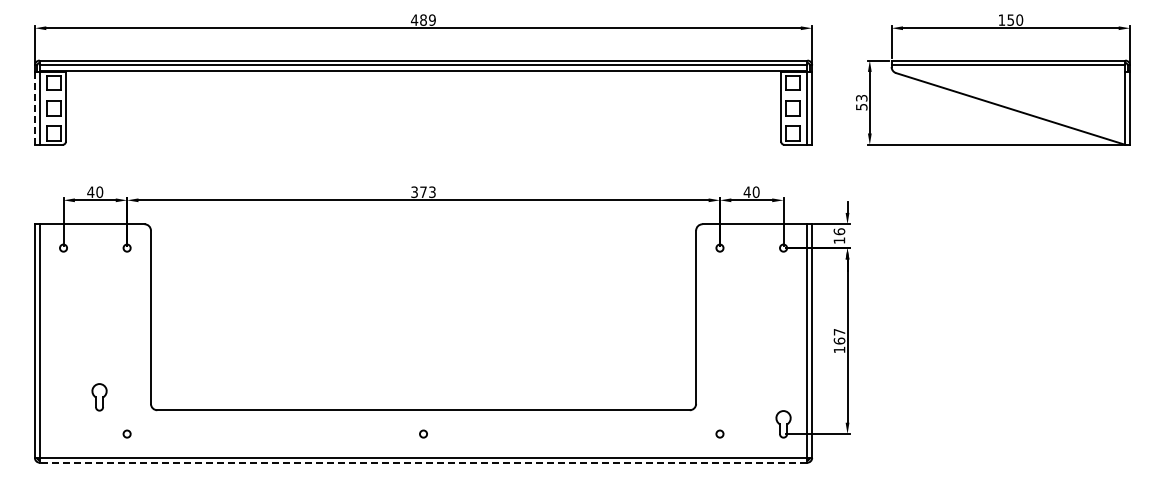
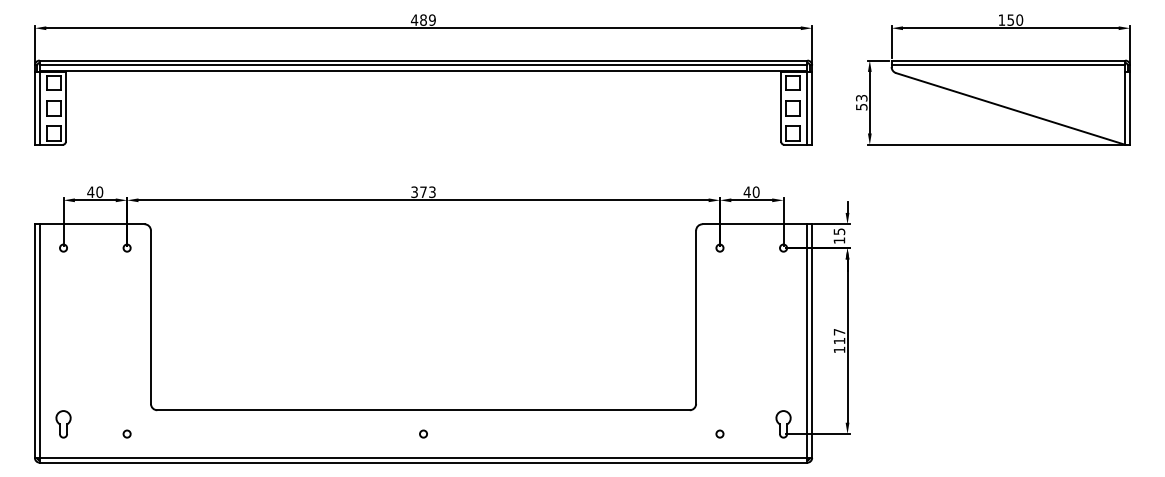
line: dashed -> solid (34, 108)
text: 16 -> 15 (839, 231)
text: 167 -> 117 (839, 340)
part position: (99, 397) -> (63, 424) (63, 424)
line: dashed -> solid (423, 462)
